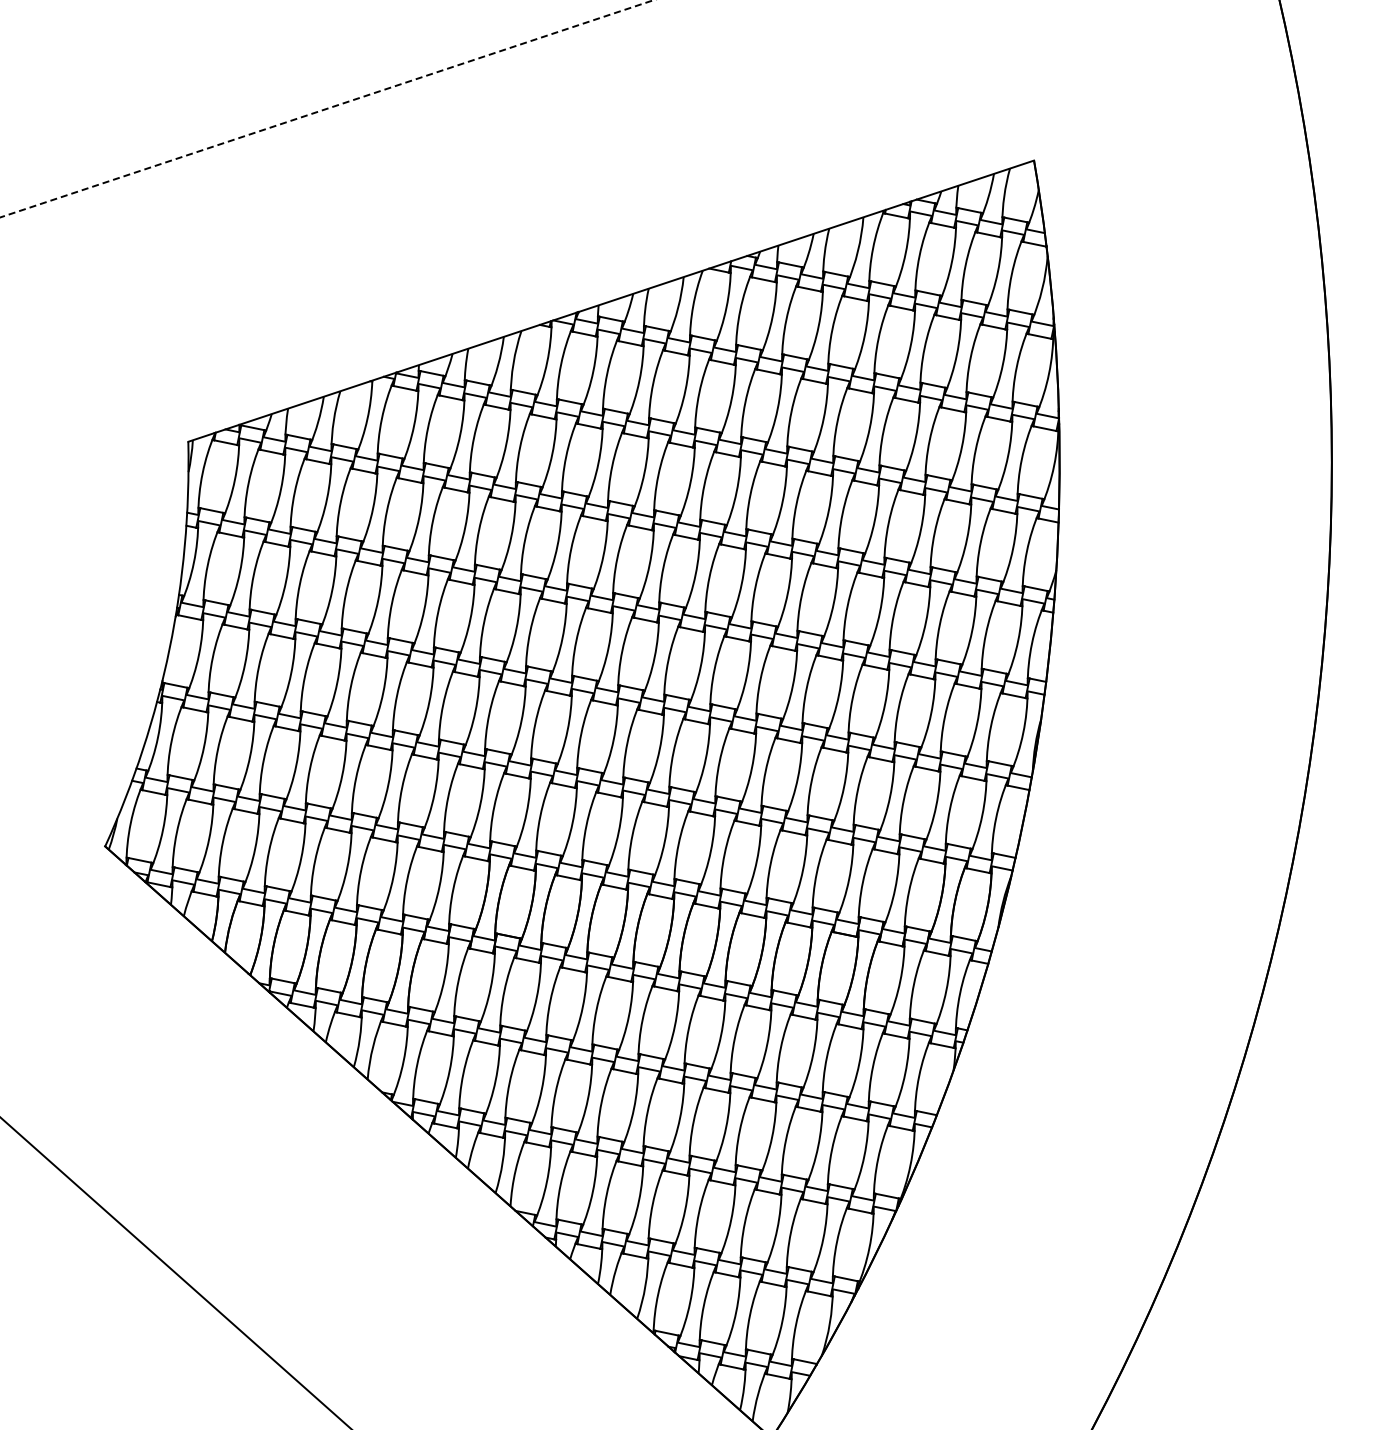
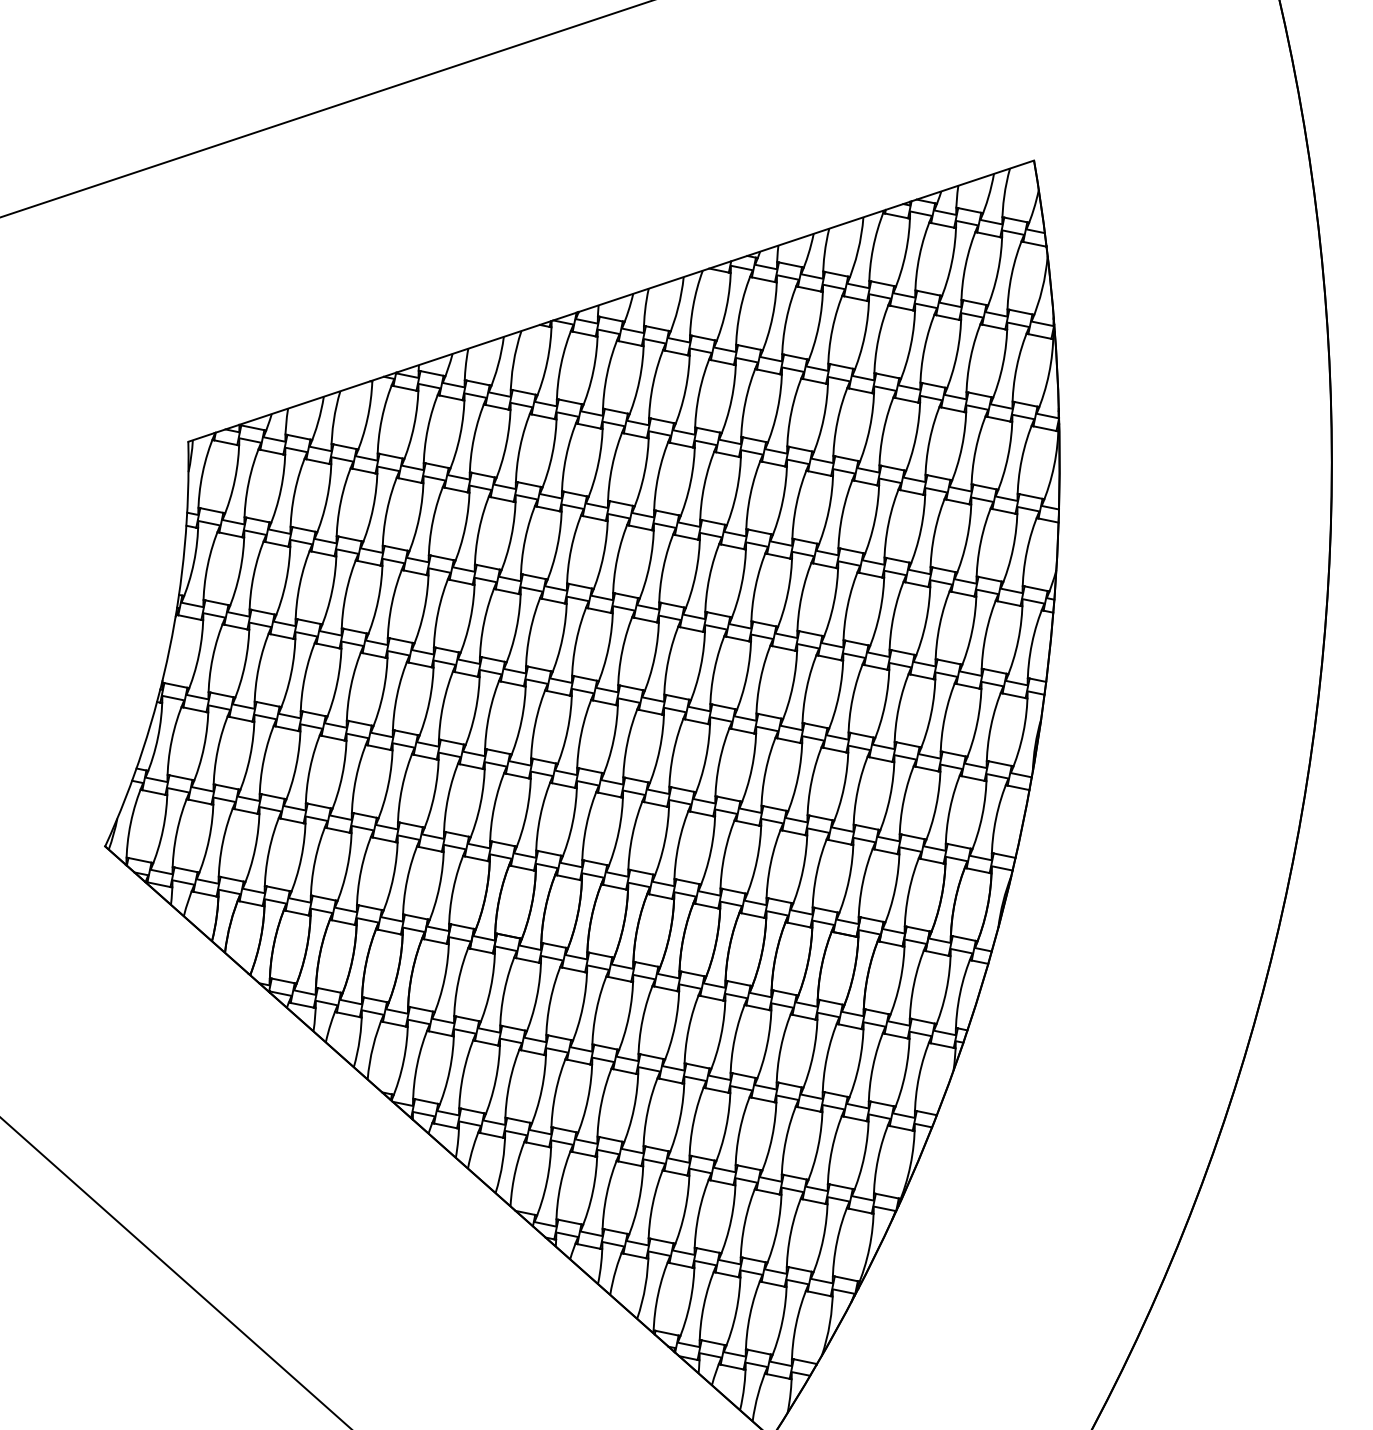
line: dashed -> solid (326, 108)
